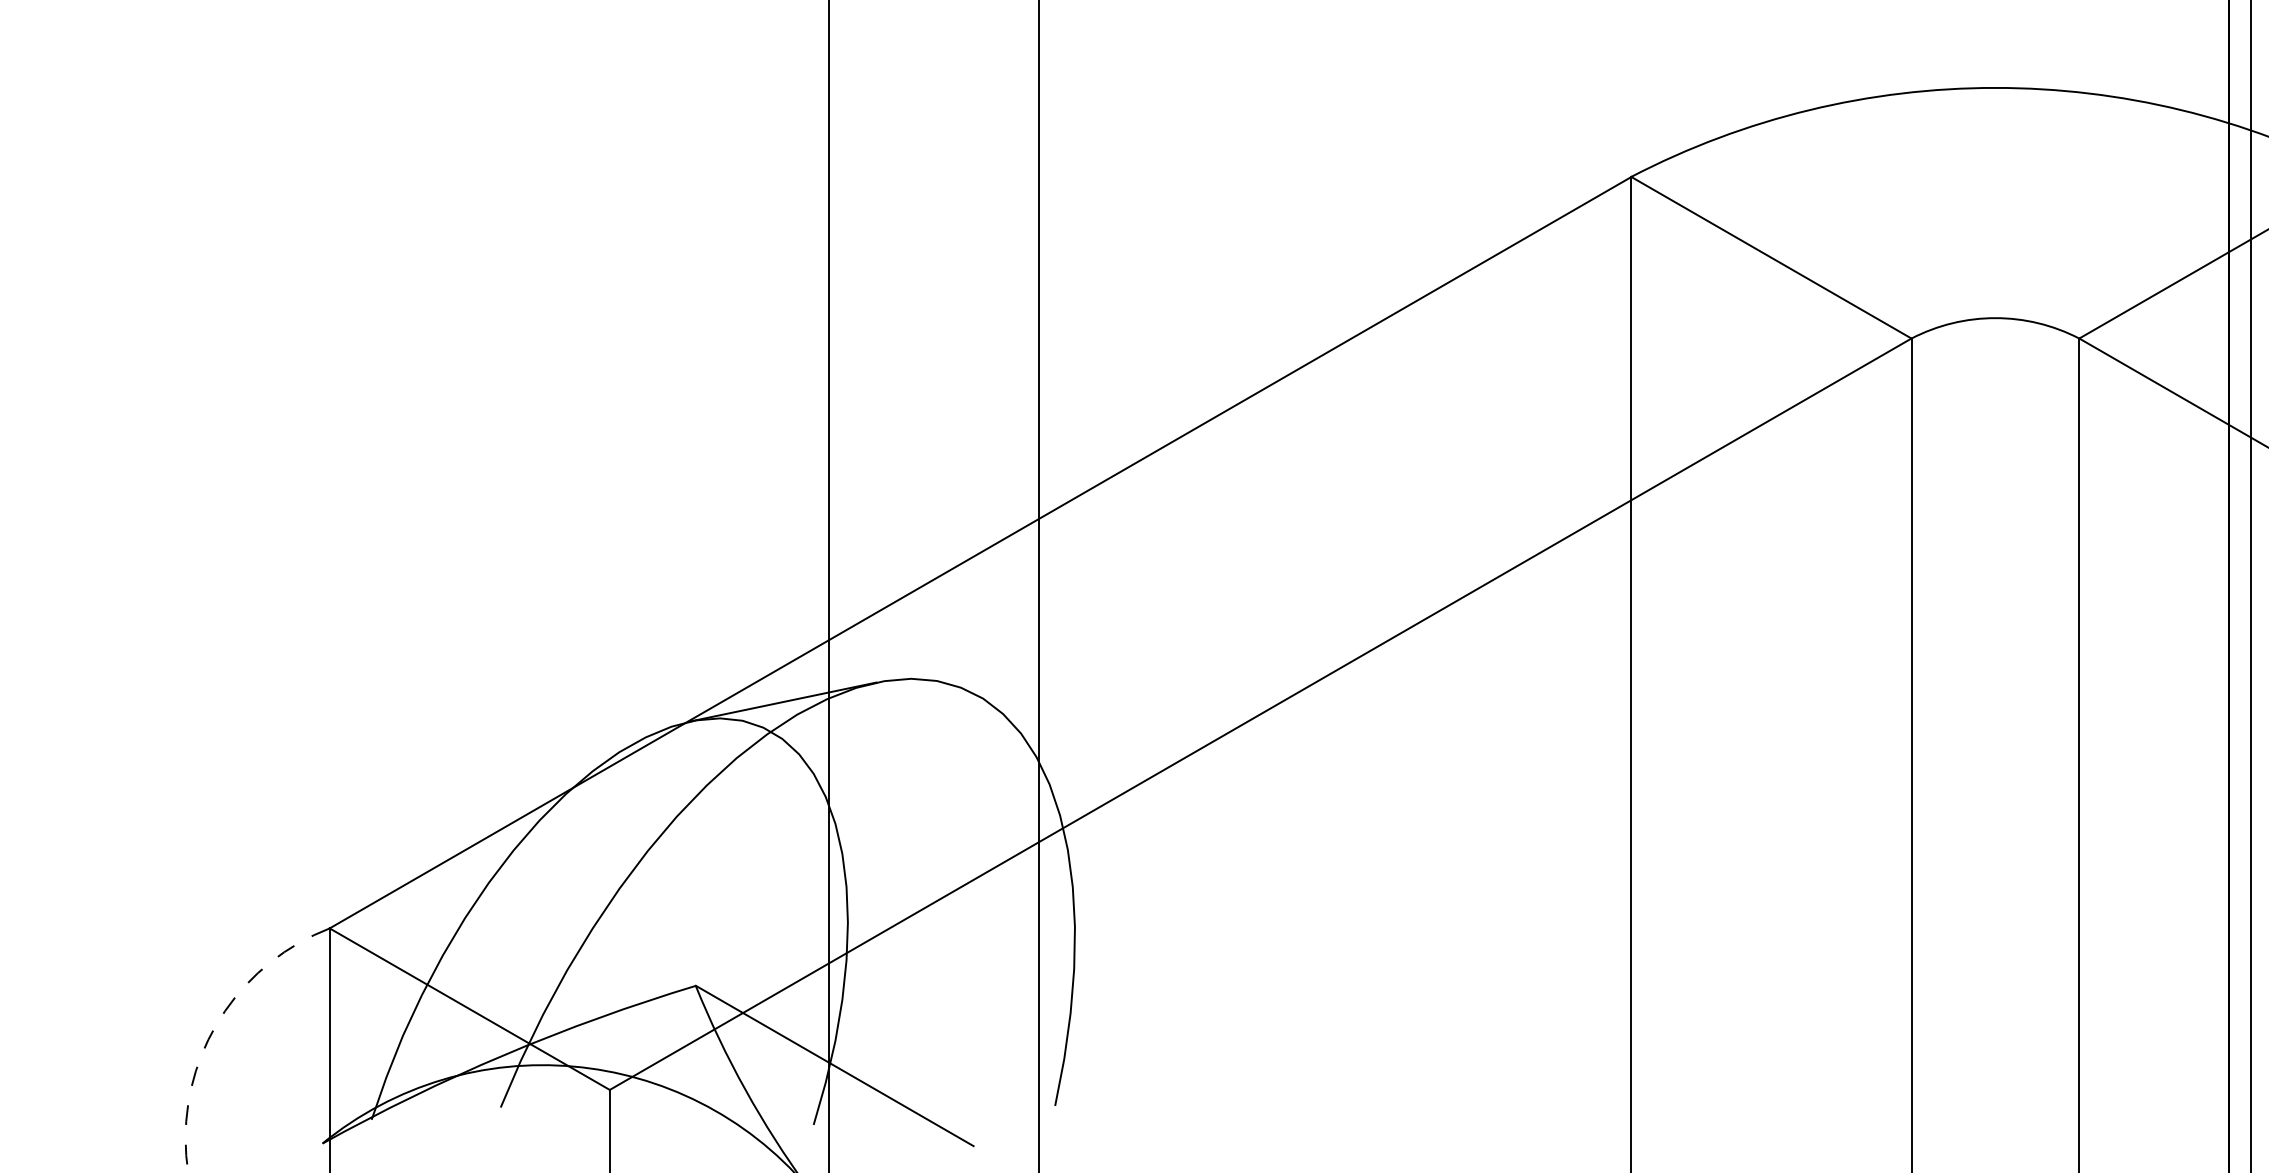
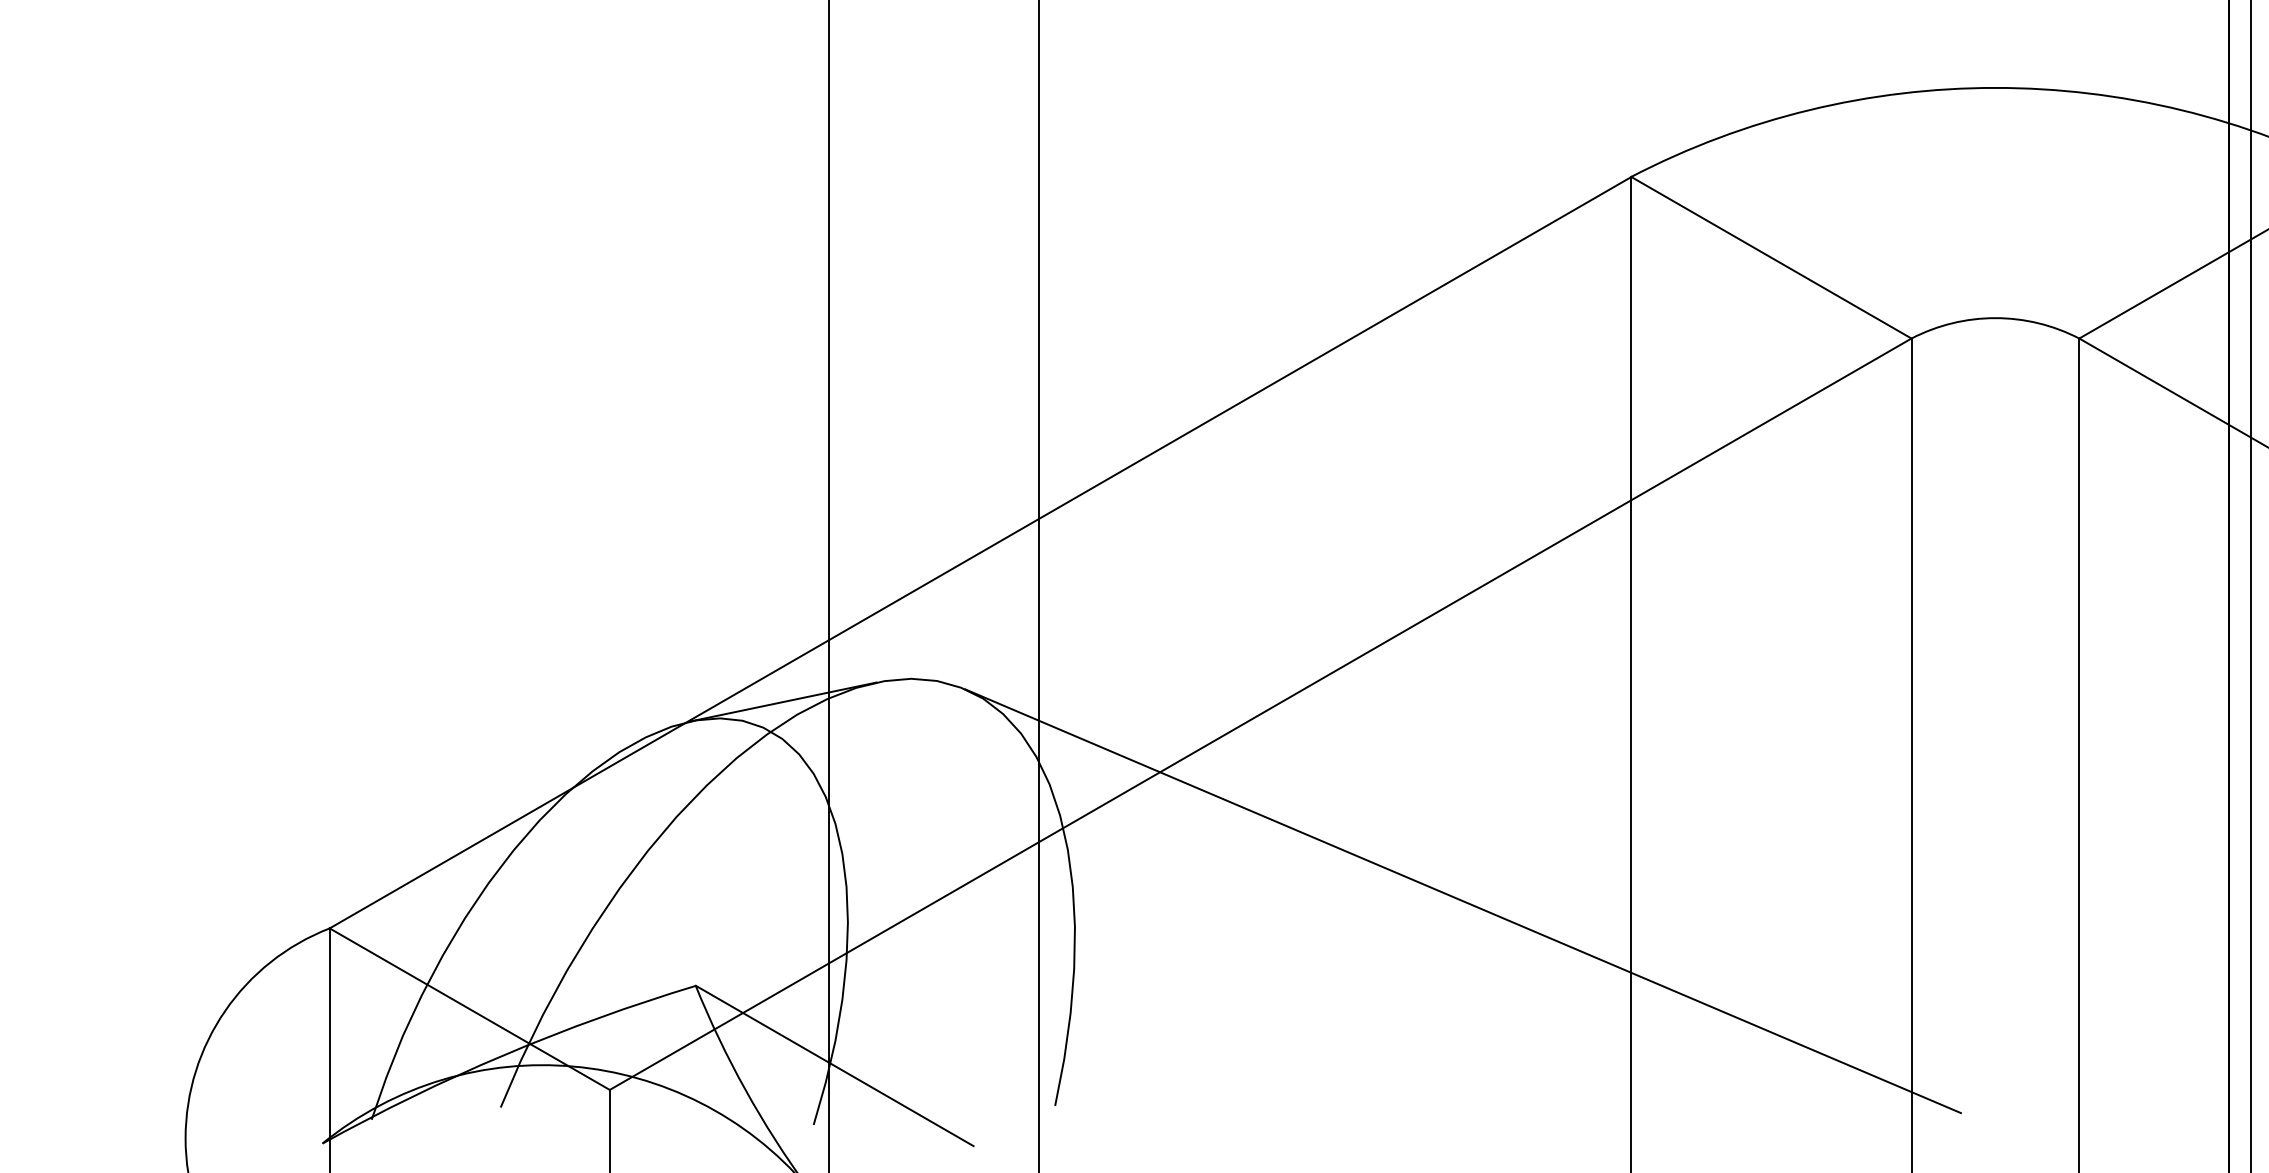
line: none -> present (1462, 901)
arc: dashed -> solid (215, 1025)
